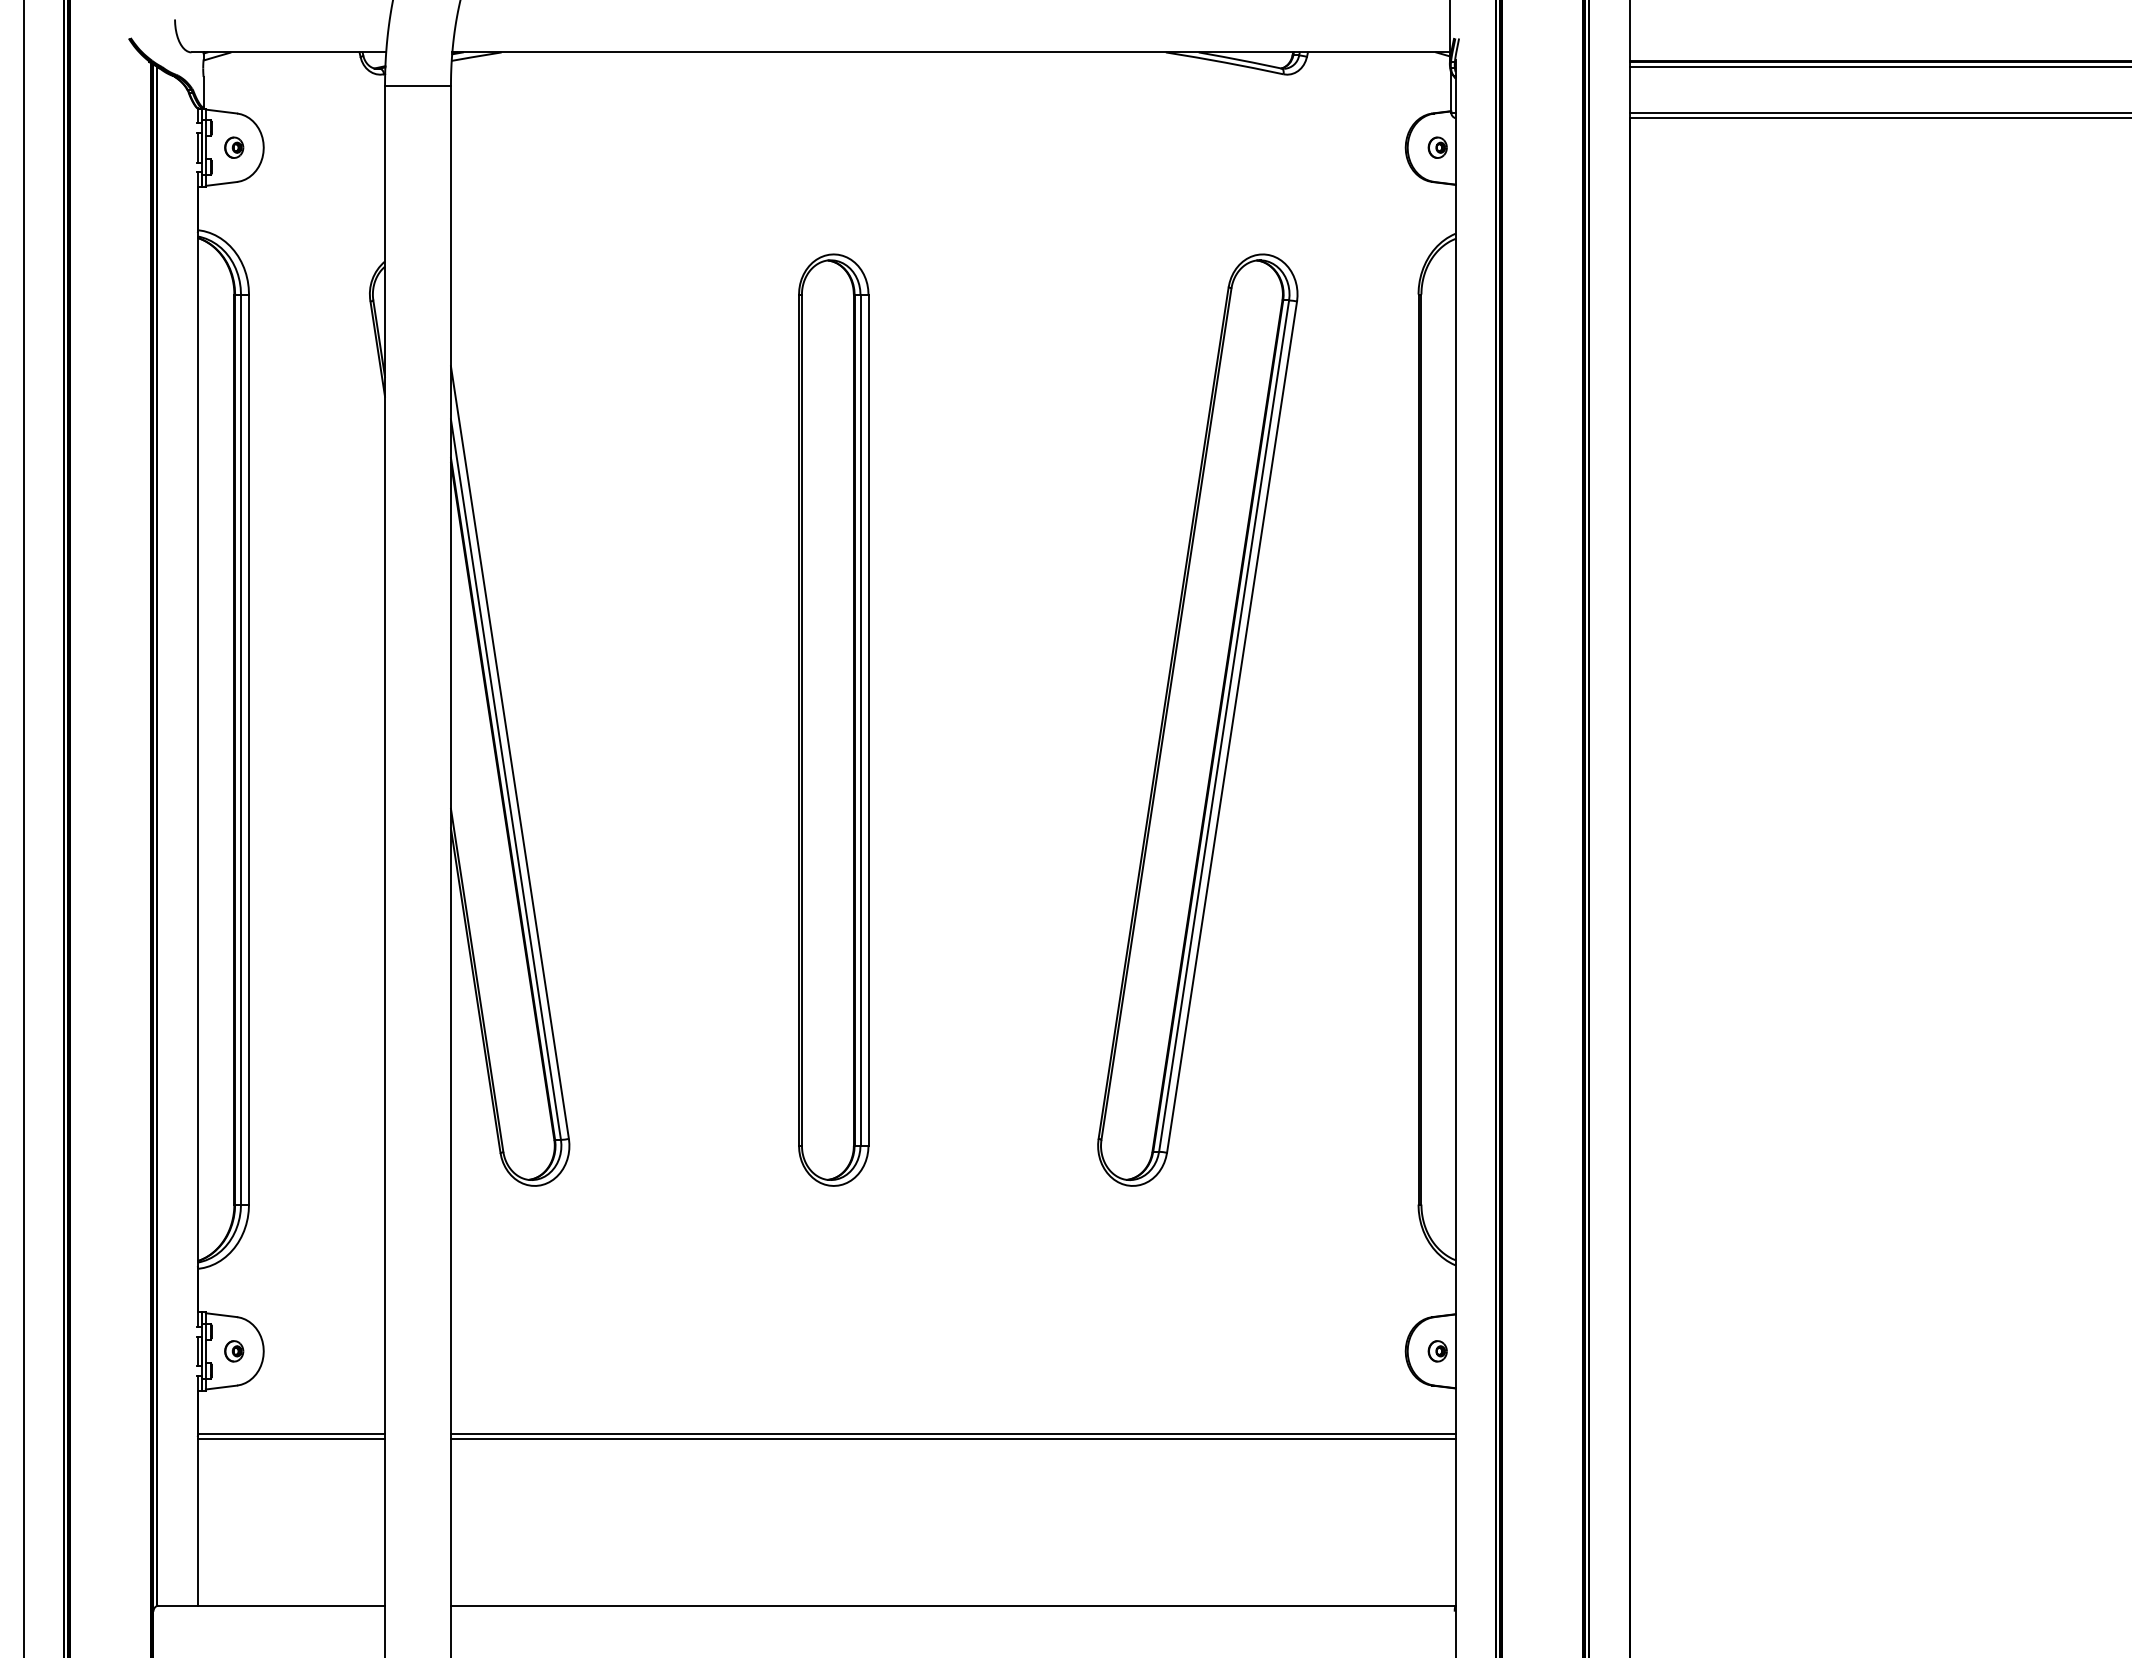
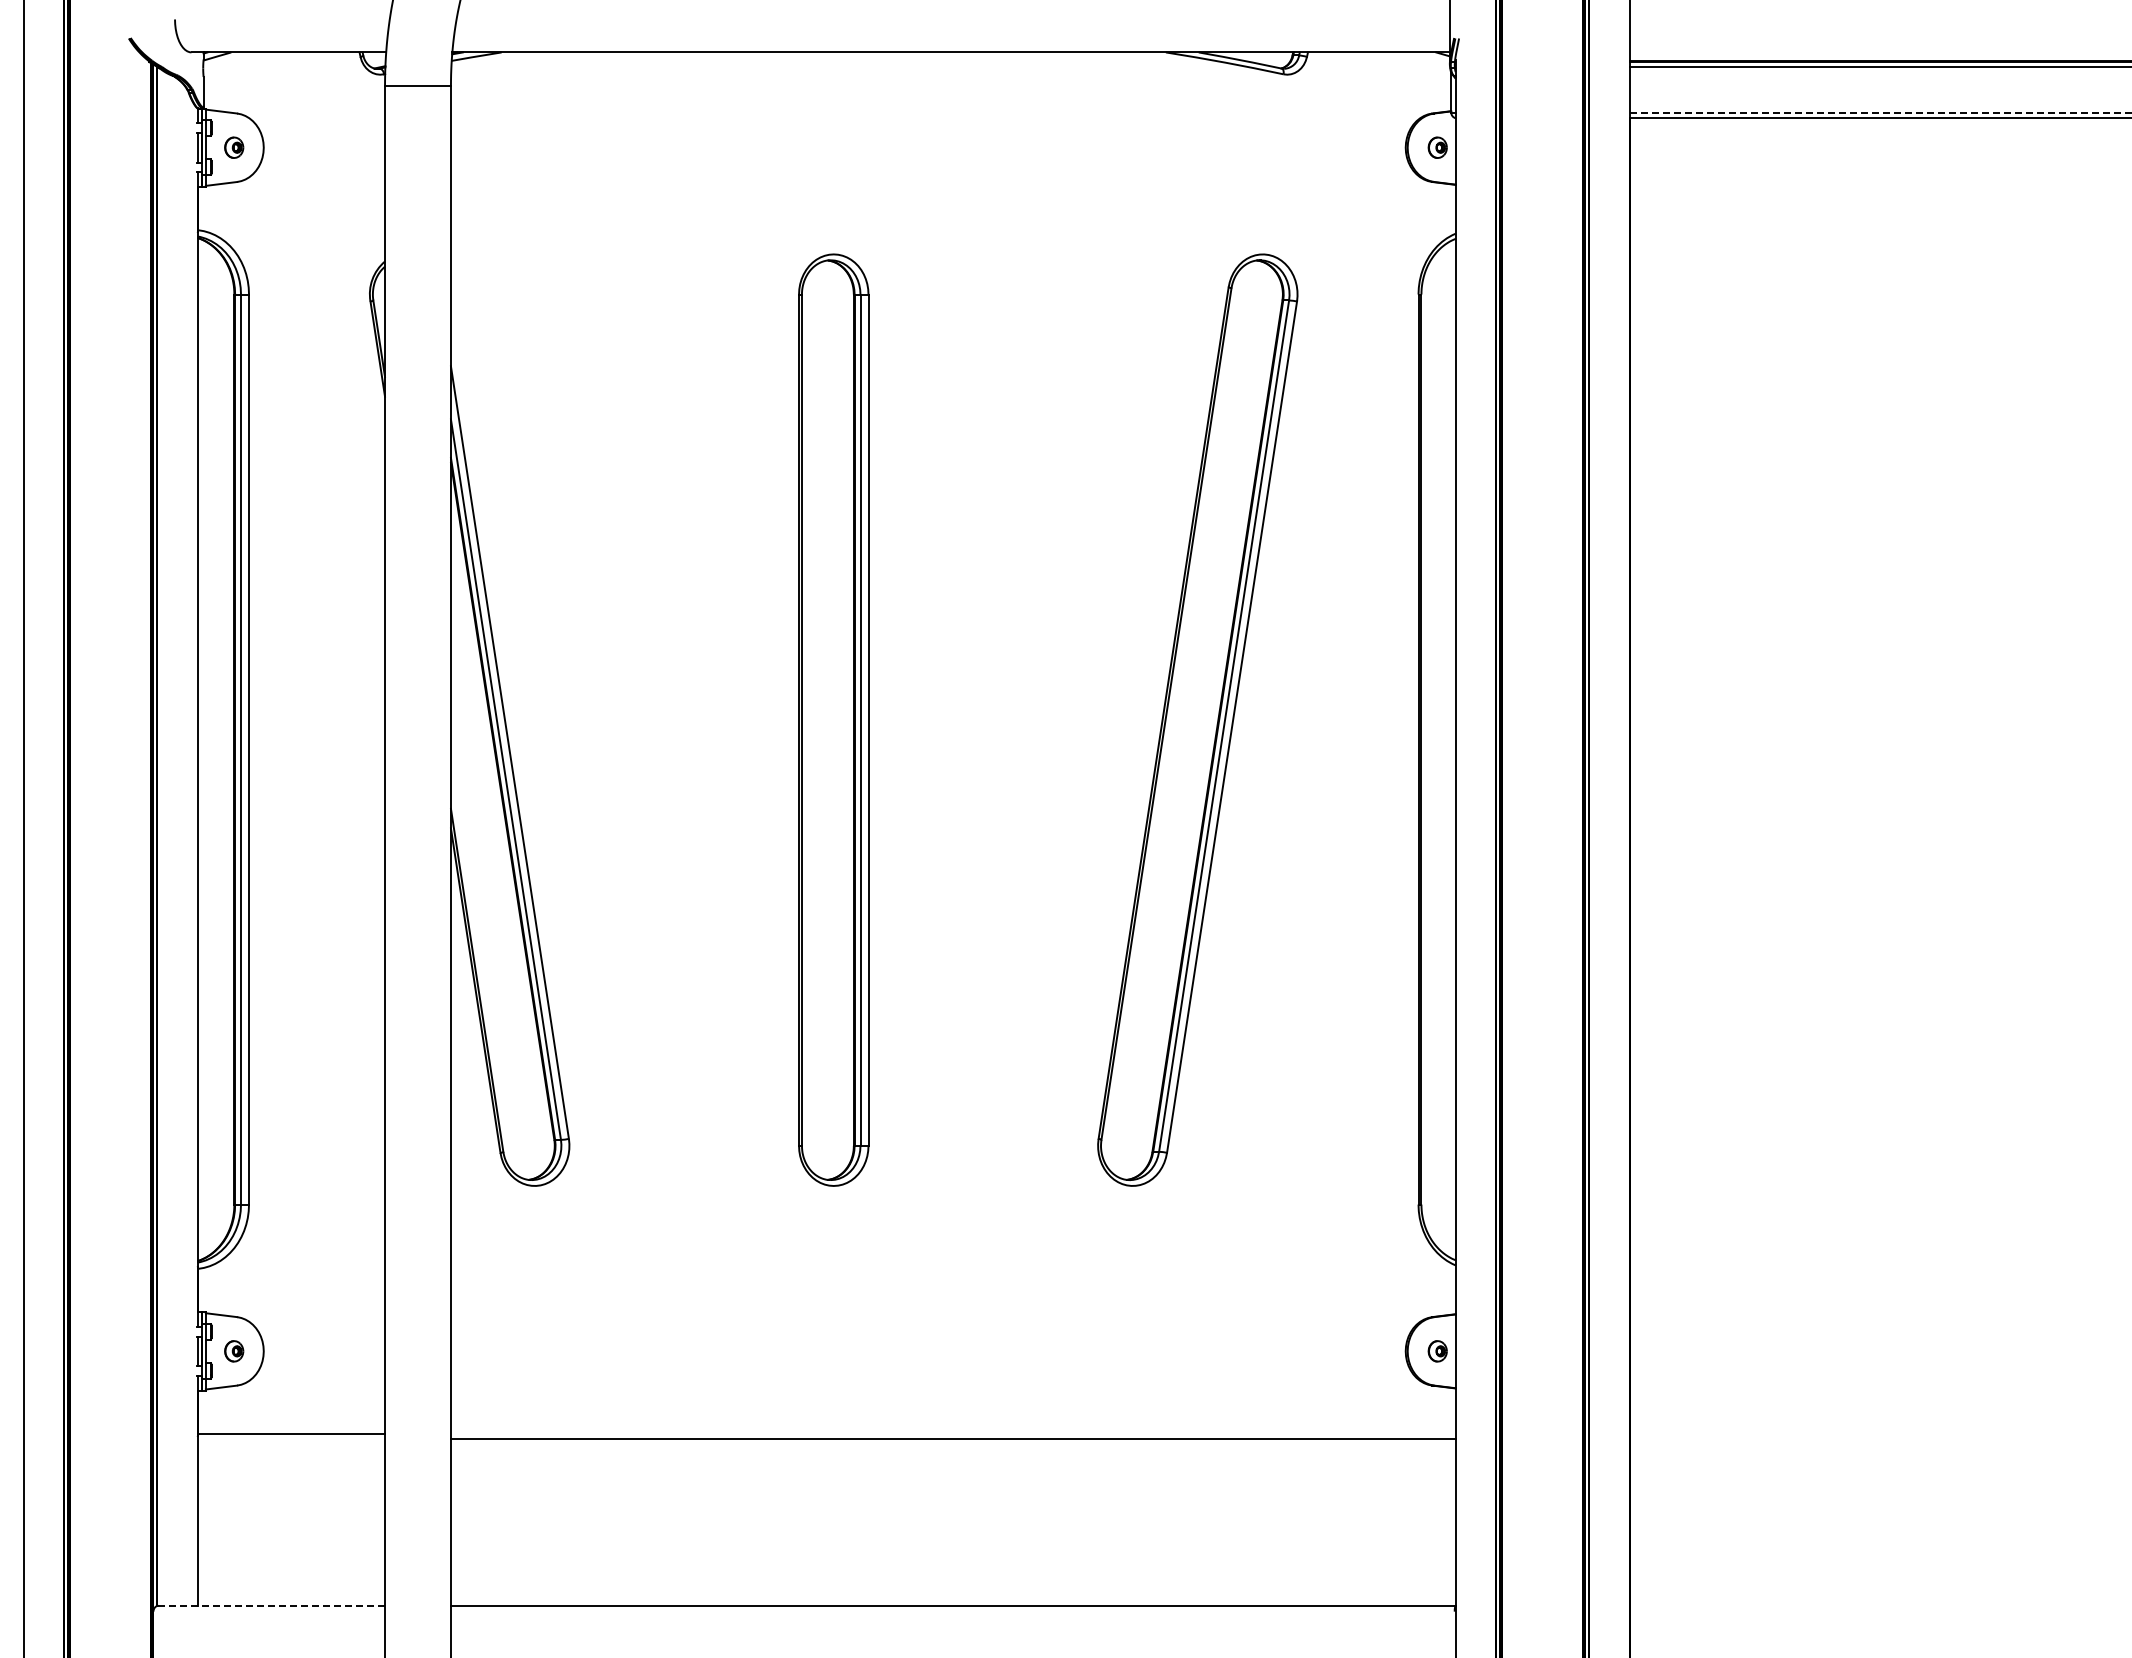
line: solid -> dashed (1880, 112)
line: present -> none (952, 1433)
line: present -> none (291, 1439)
line: solid -> dashed (272, 1605)
